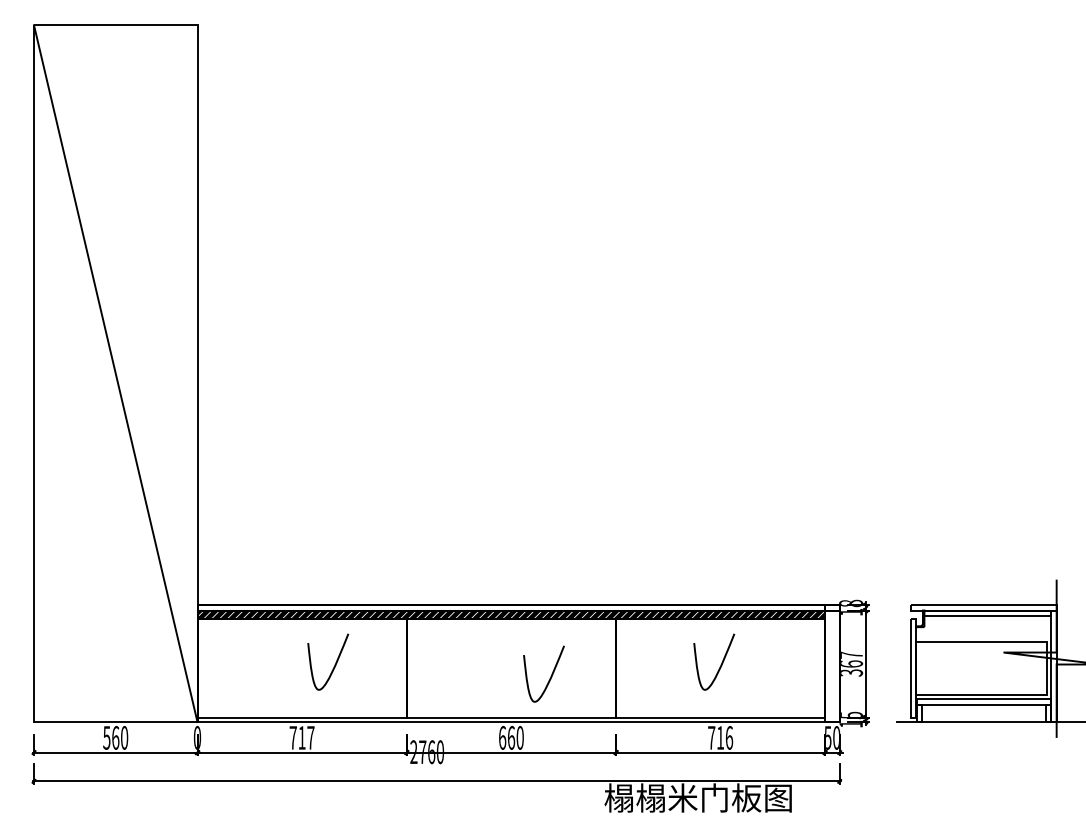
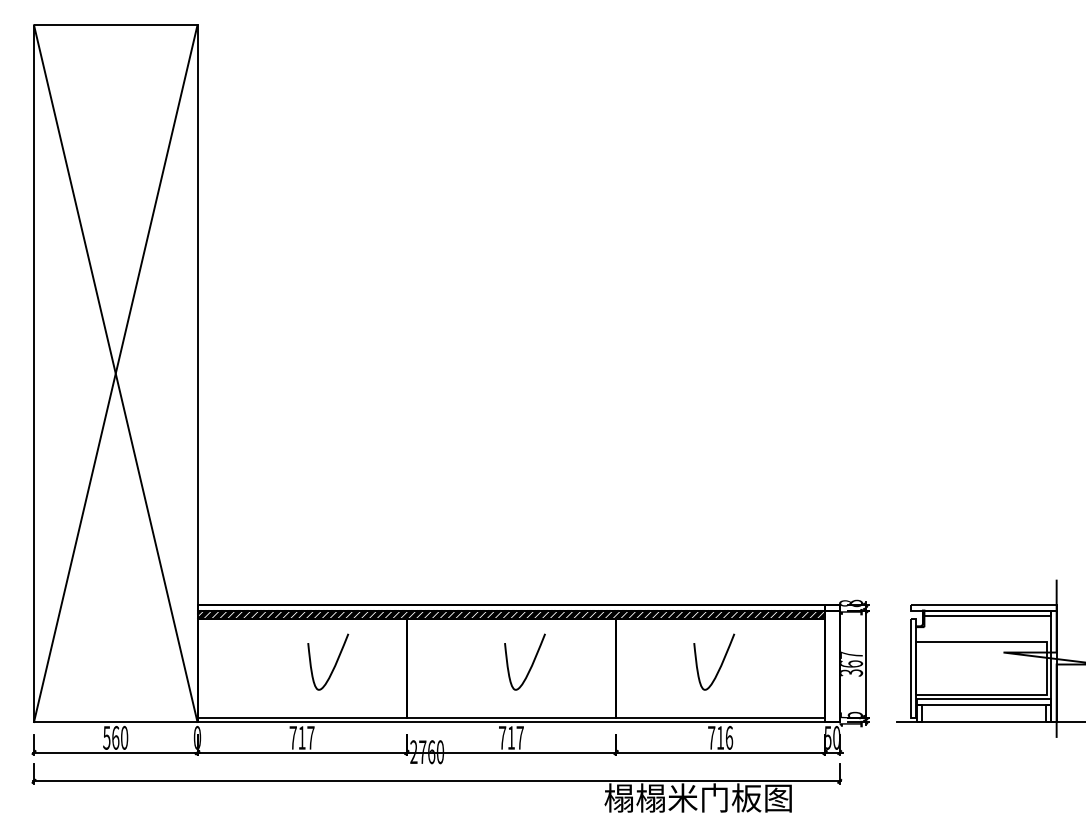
line: none -> present (115, 373)
curve position: (550, 676) -> (531, 664) (531, 664)
text: 660 -> 717 (511, 737)
